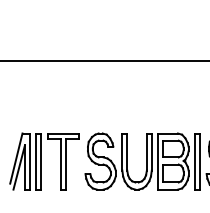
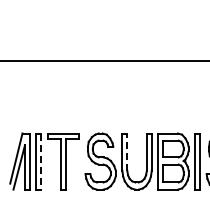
line: solid -> dashed (127, 152)
line: solid -> dashed (41, 162)
